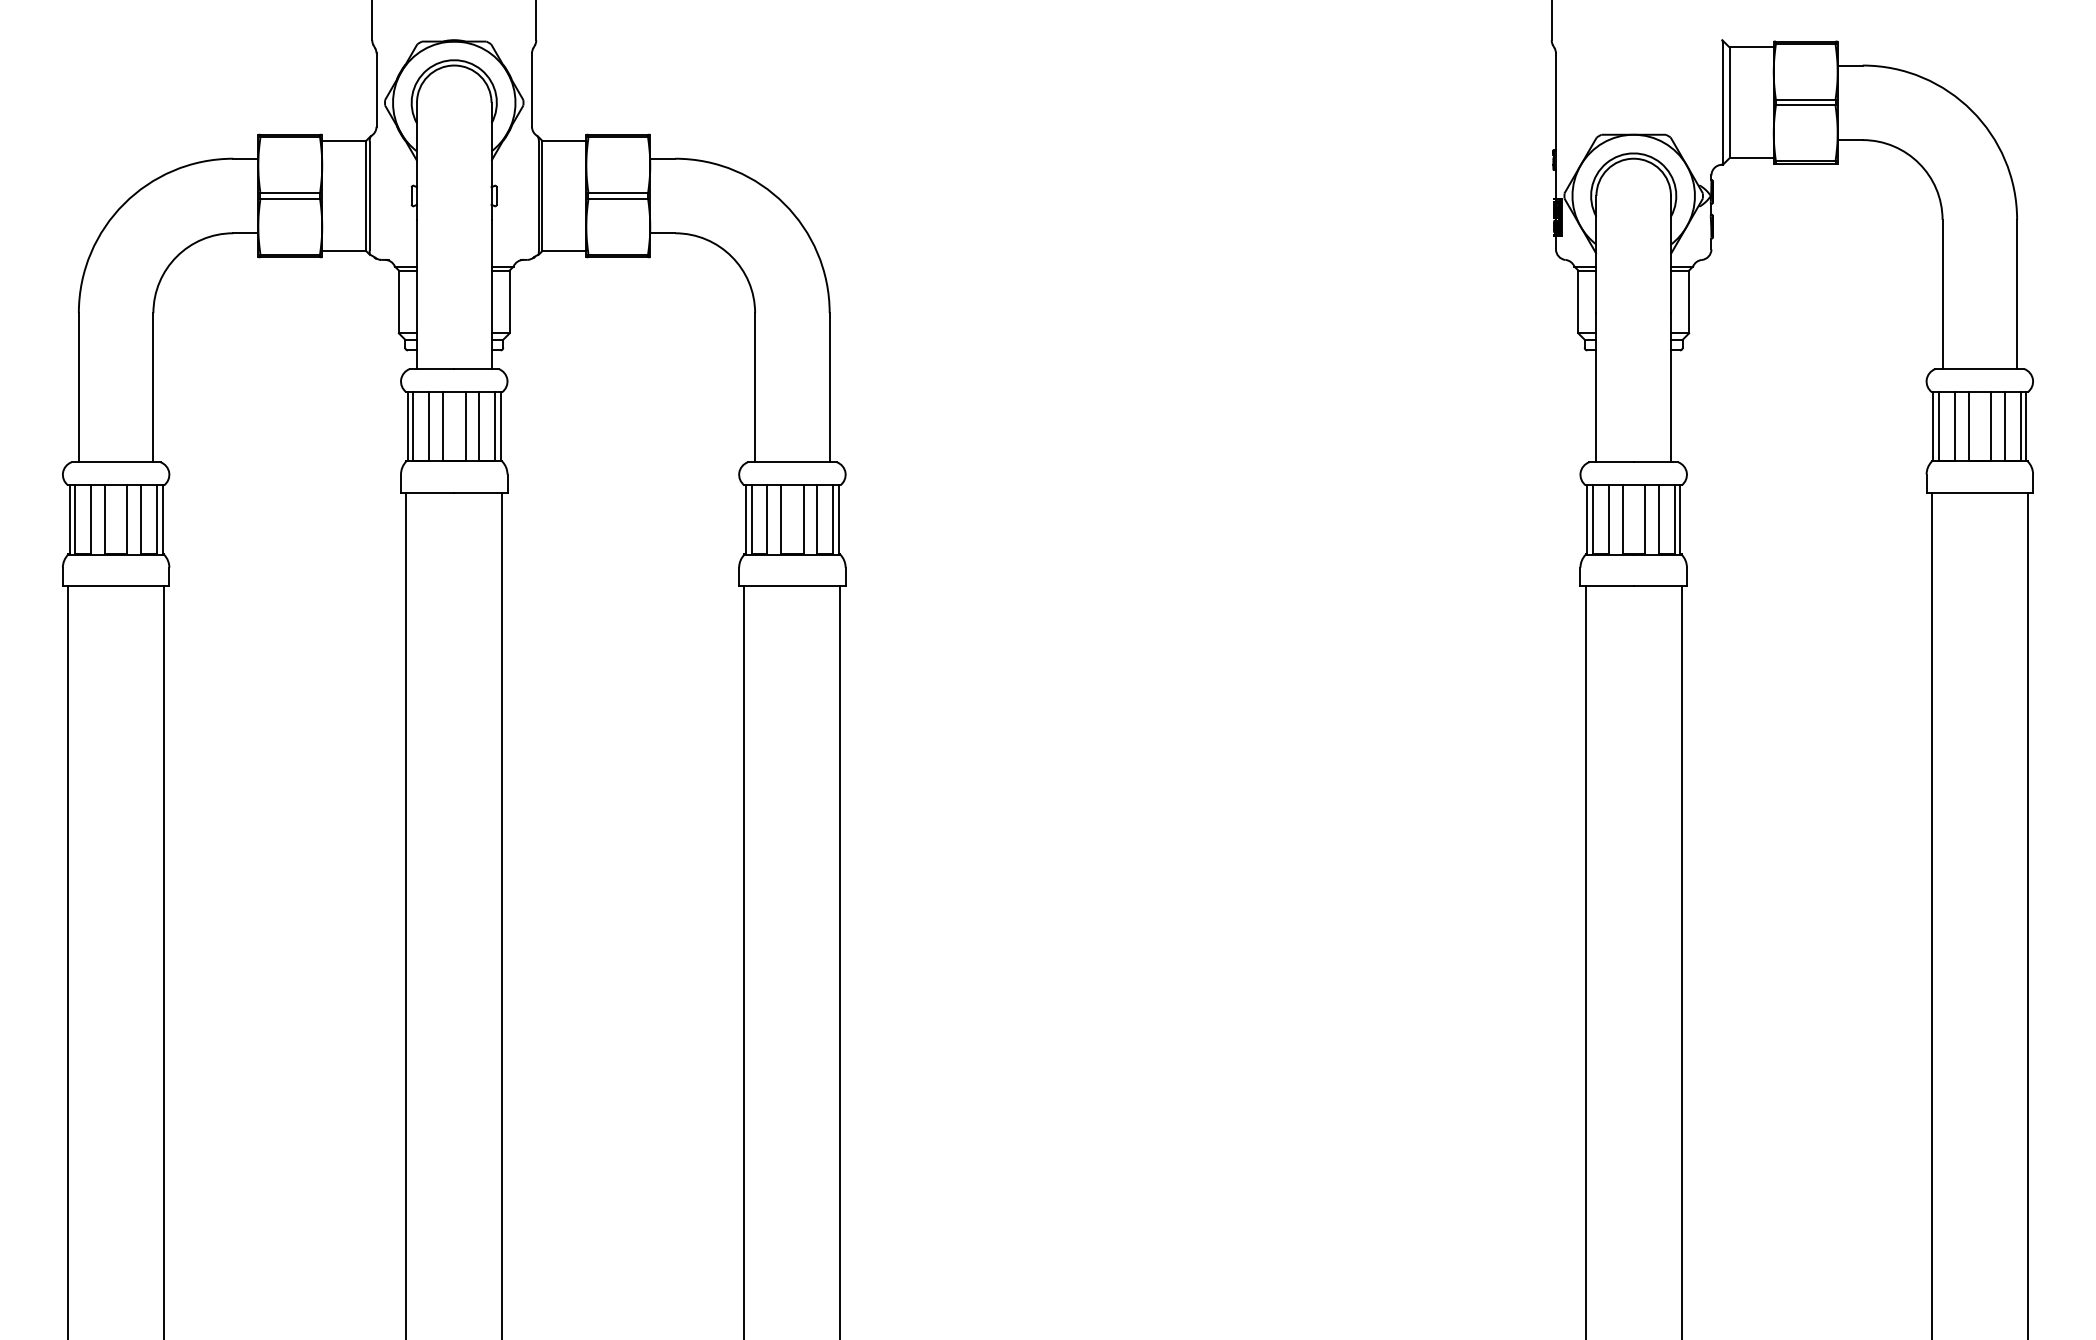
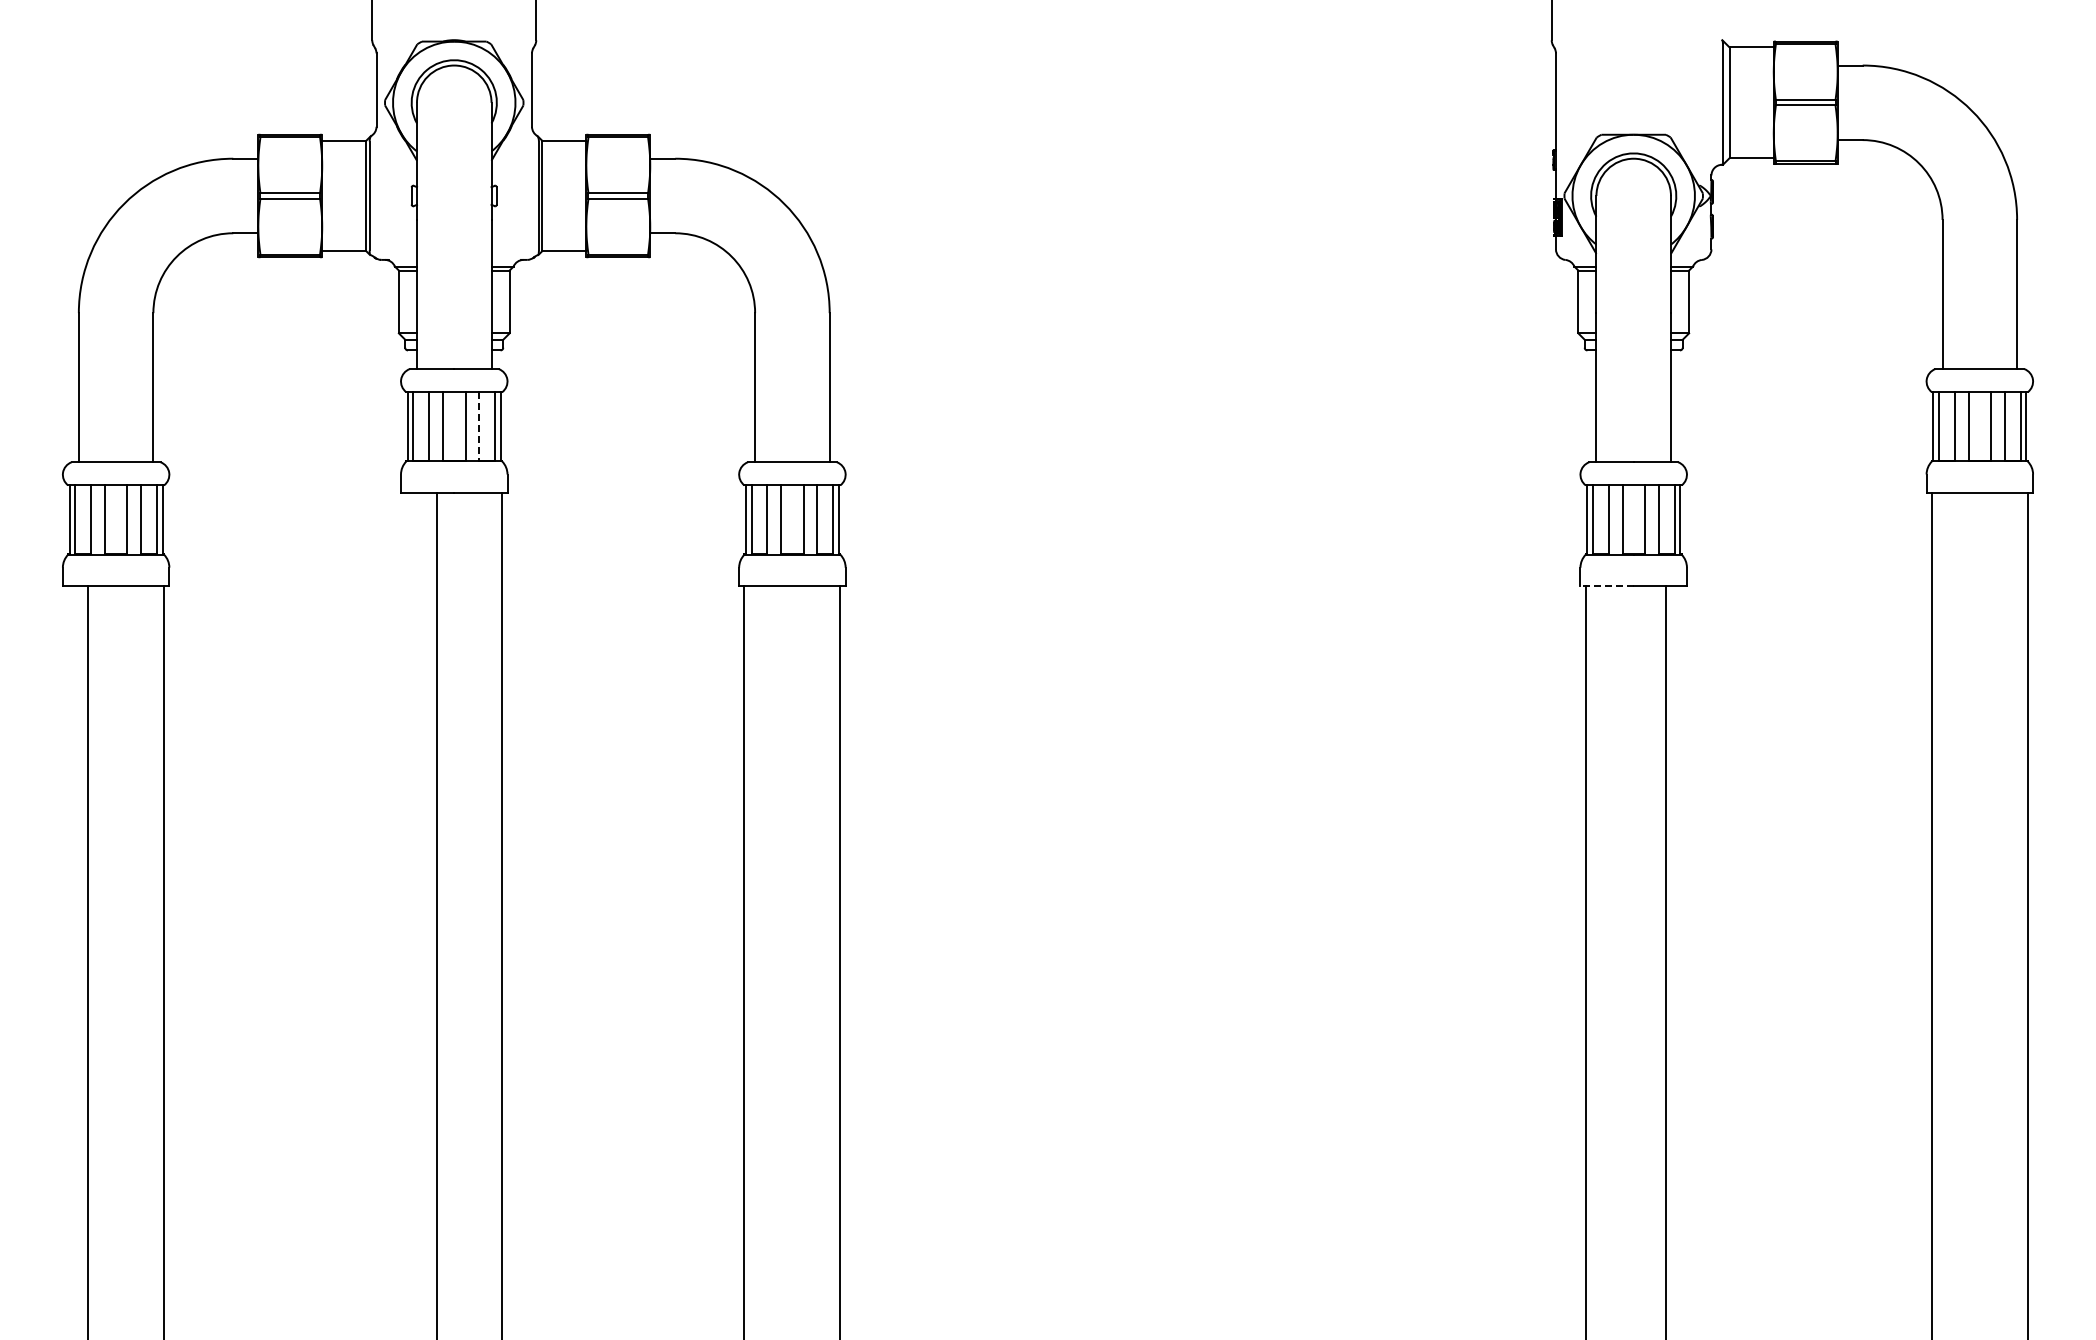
line: solid -> dashed (479, 427)
line: solid -> dashed (1607, 586)
line position: (406, 914) -> (437, 914) (437, 914)
line position: (68, 961) -> (88, 961) (88, 961)
line position: (1681, 961) -> (1665, 961) (1665, 961)
